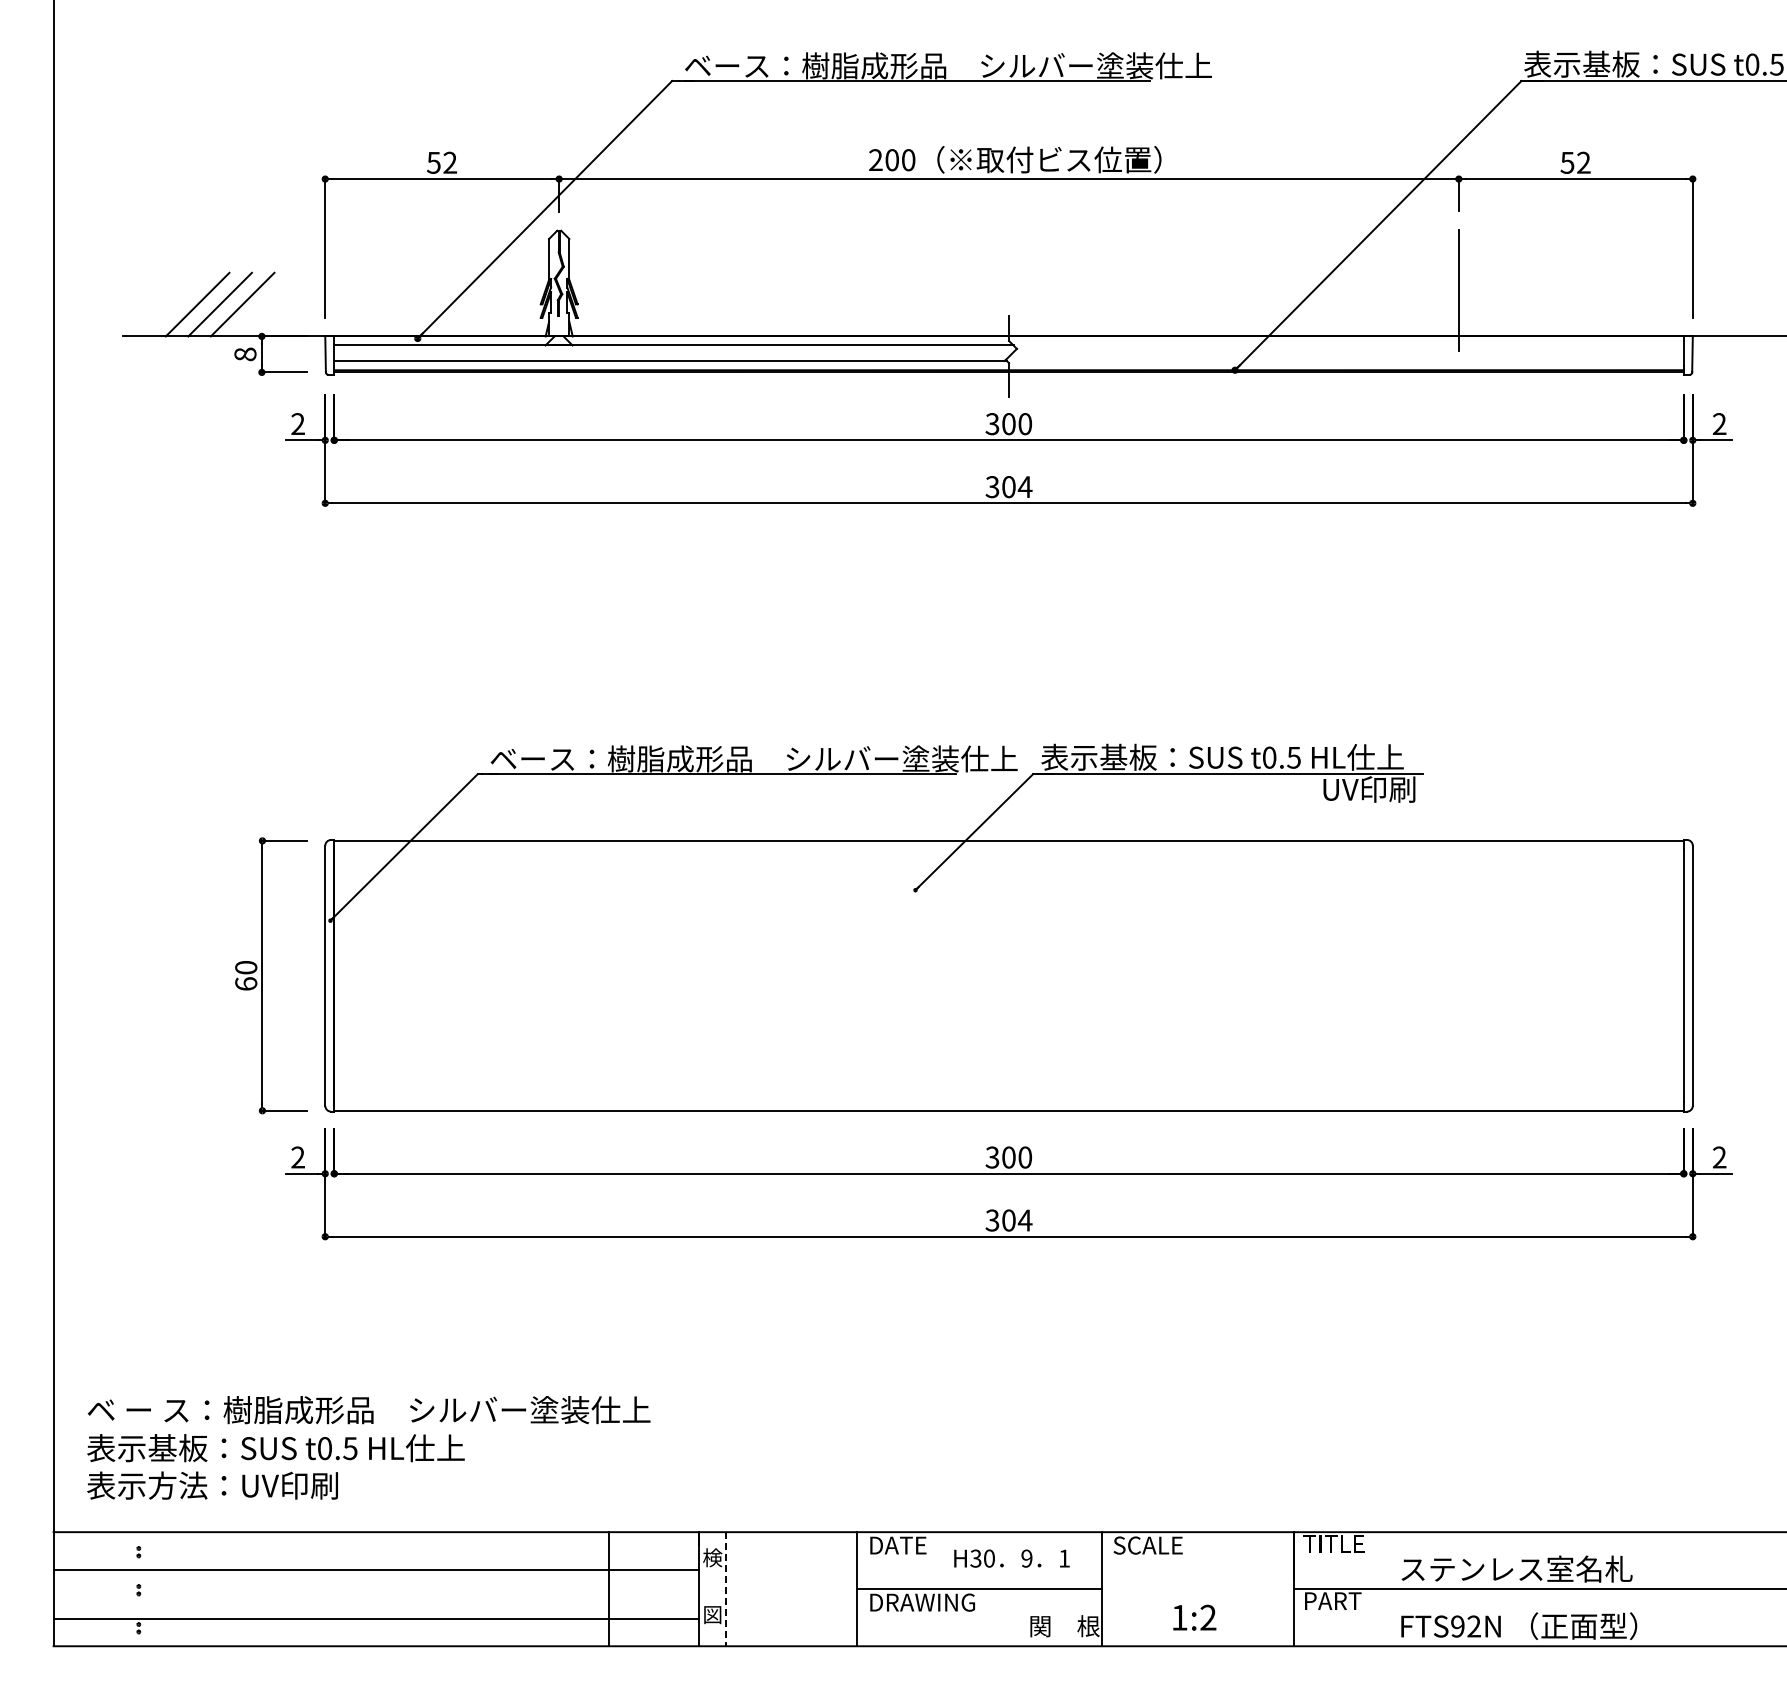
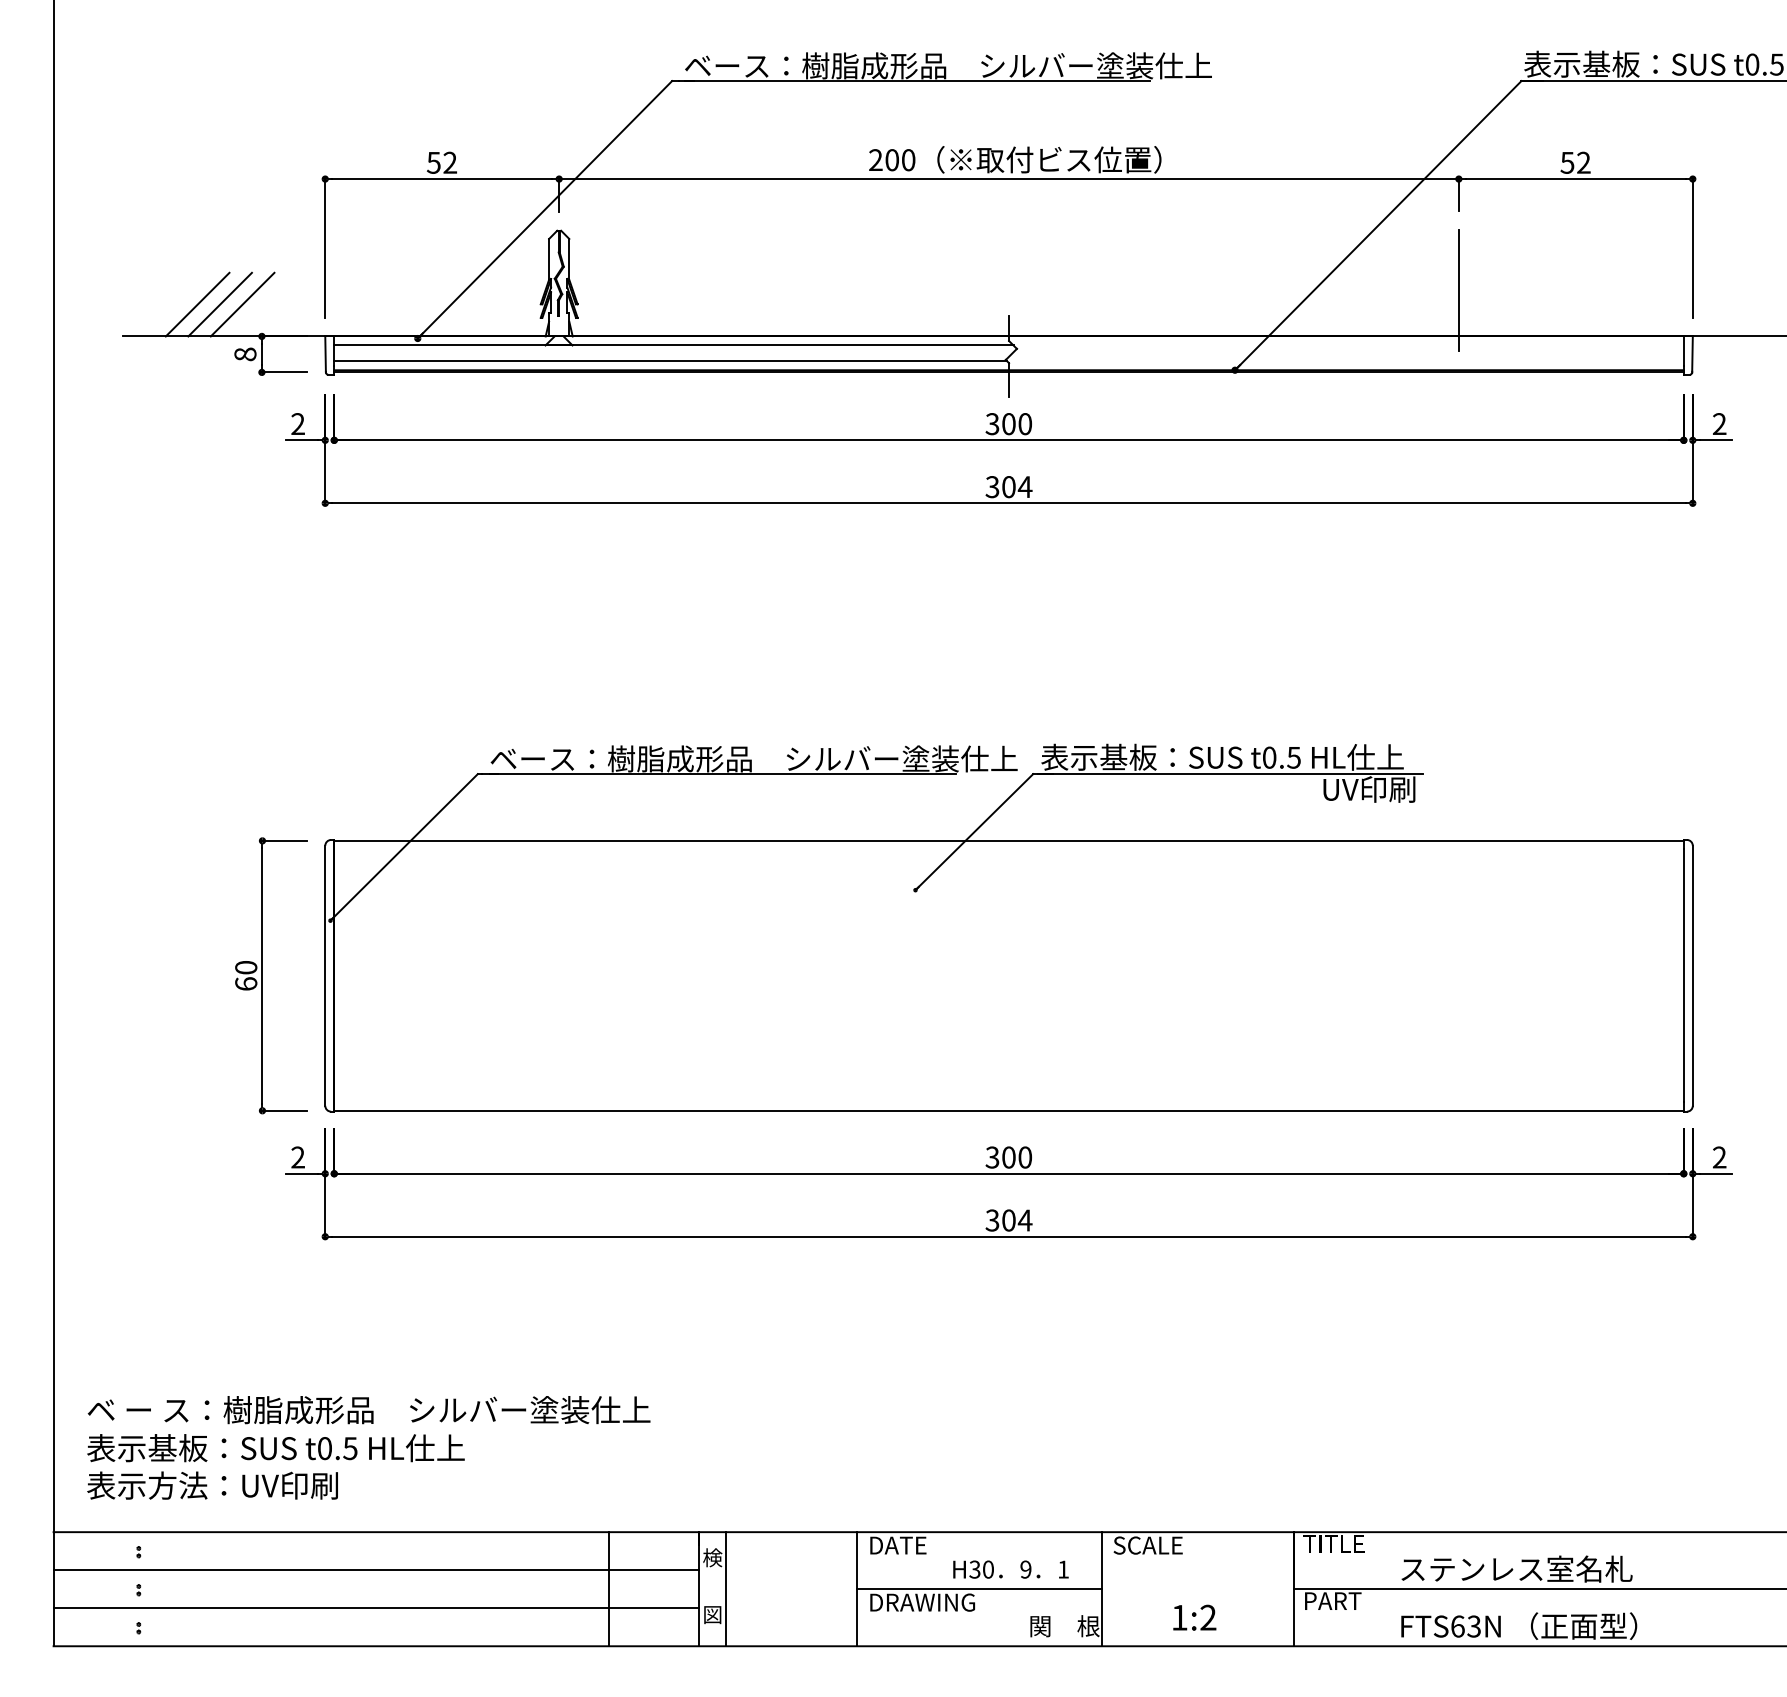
text position: (1011, 1558) -> (1010, 1569) (1010, 1569)
line: dashed -> solid (726, 1589)
line position: (376, 1619) -> (376, 1608) (376, 1608)
text: FTS92N -> FTS63N (1465, 1626)
